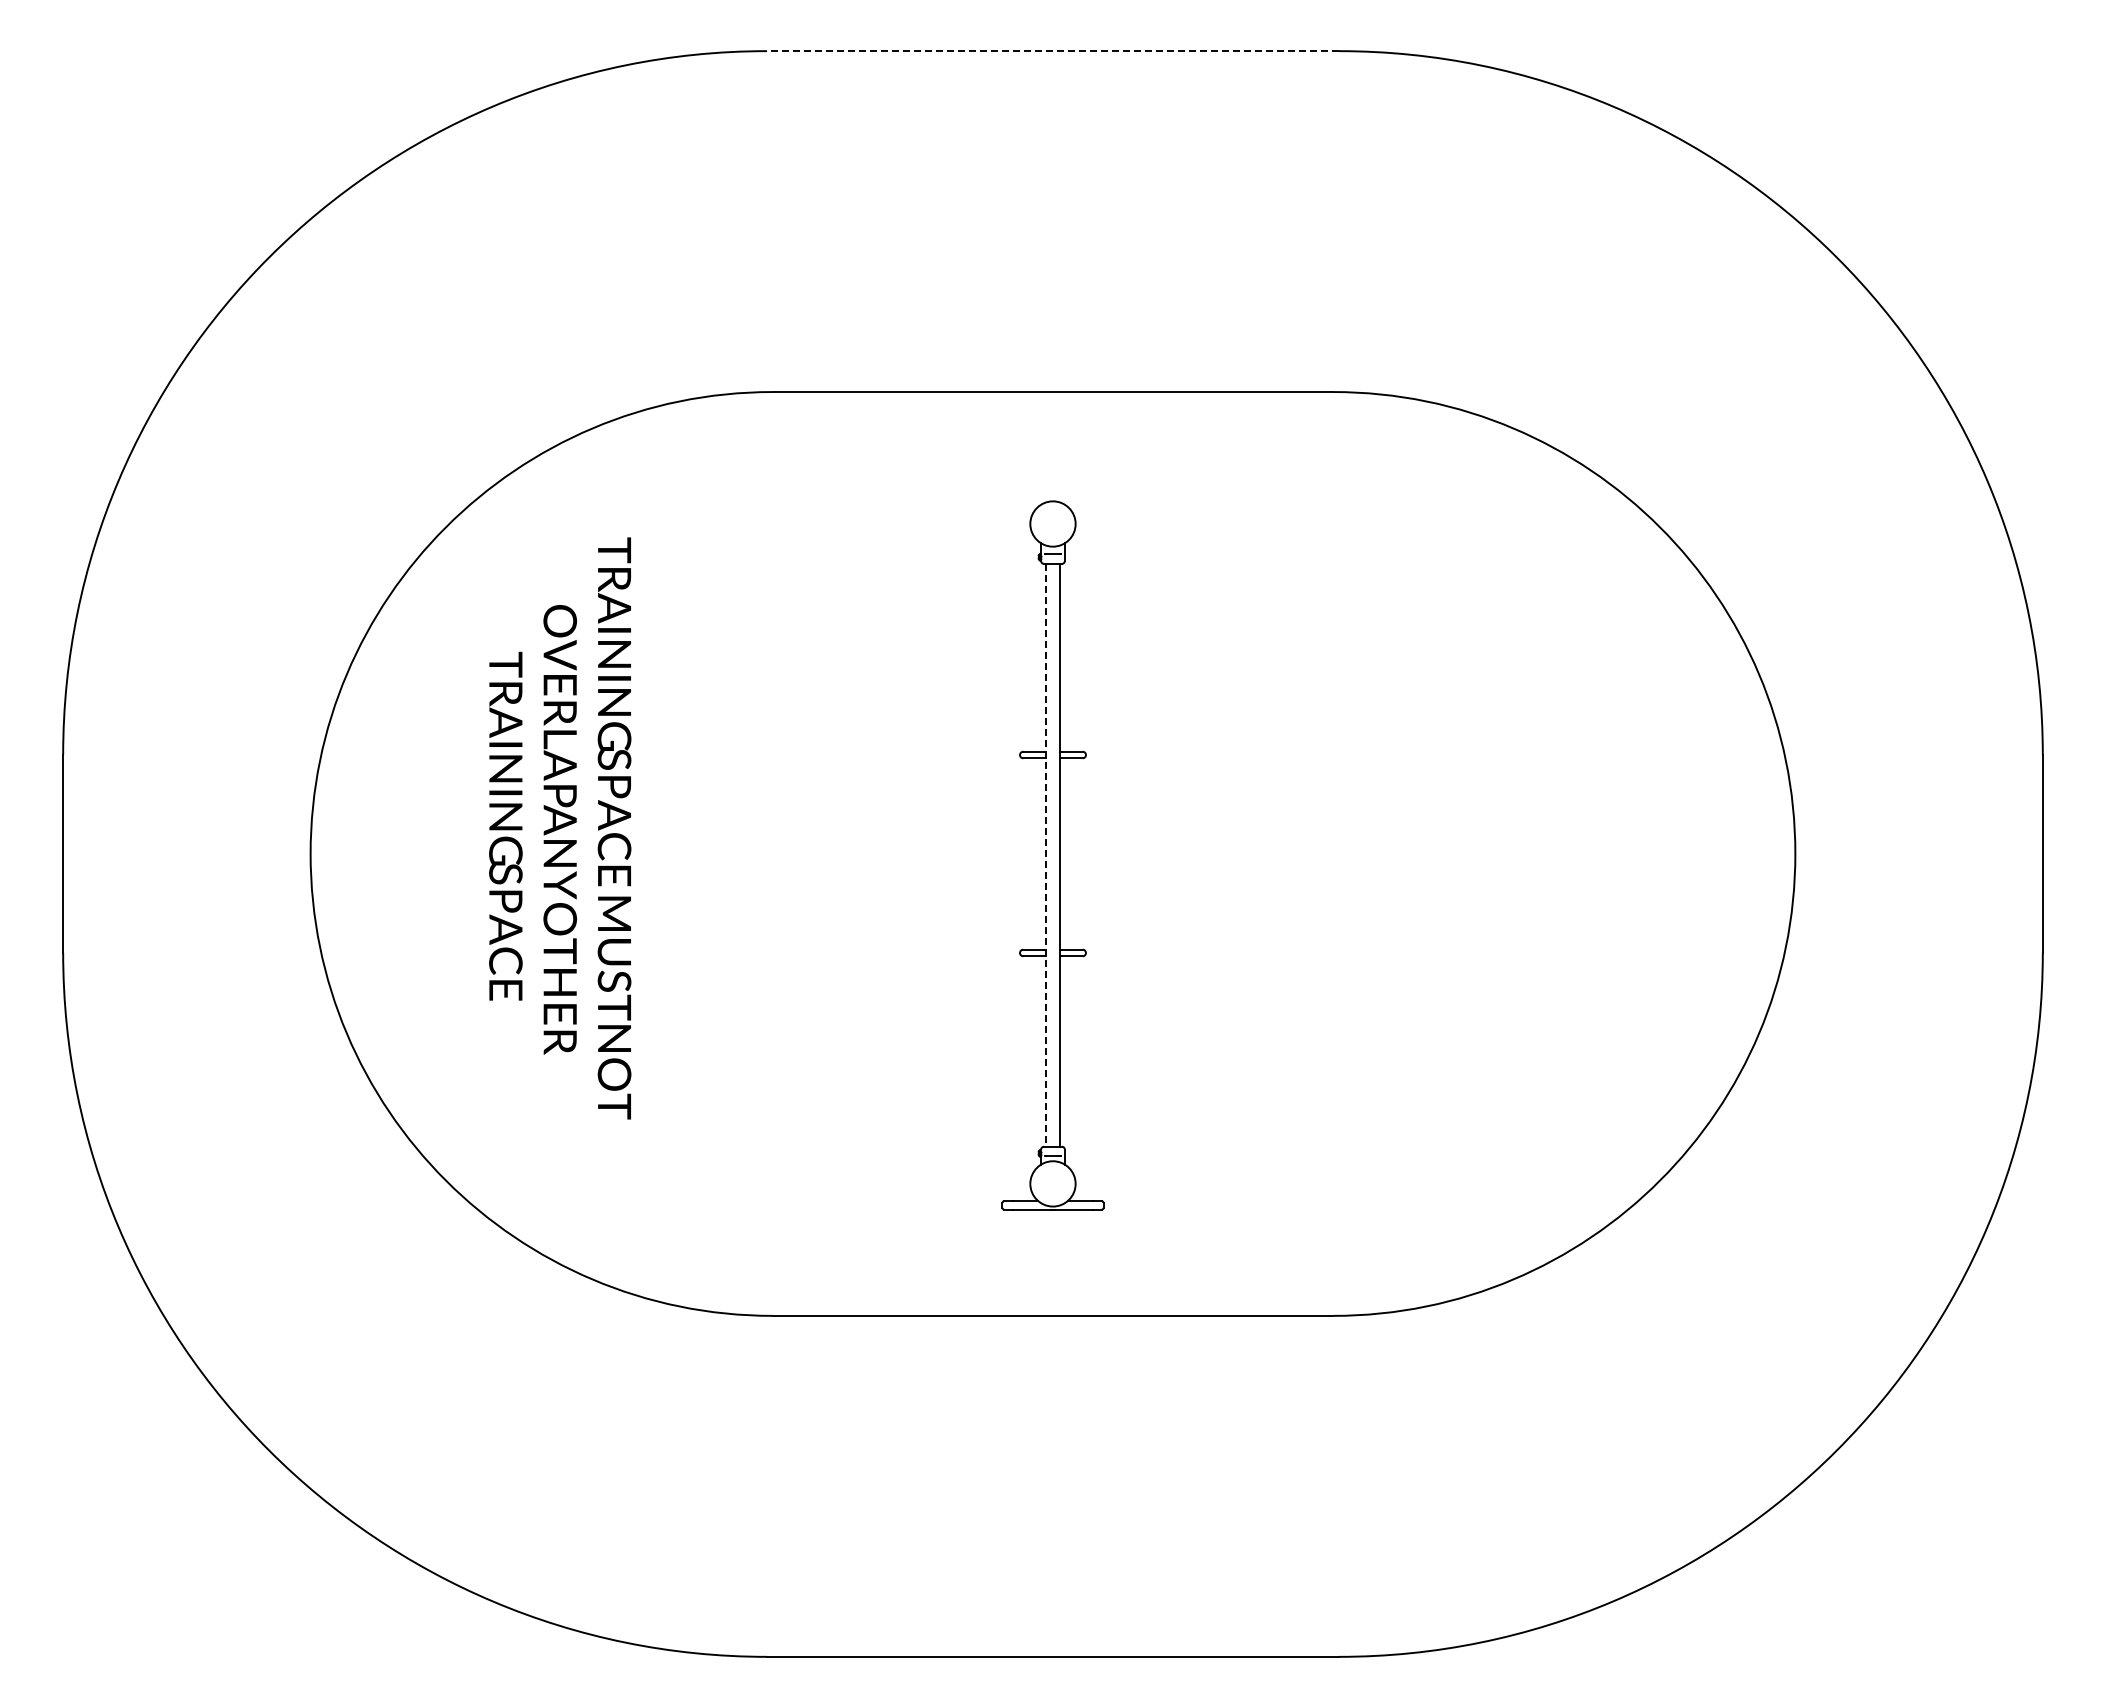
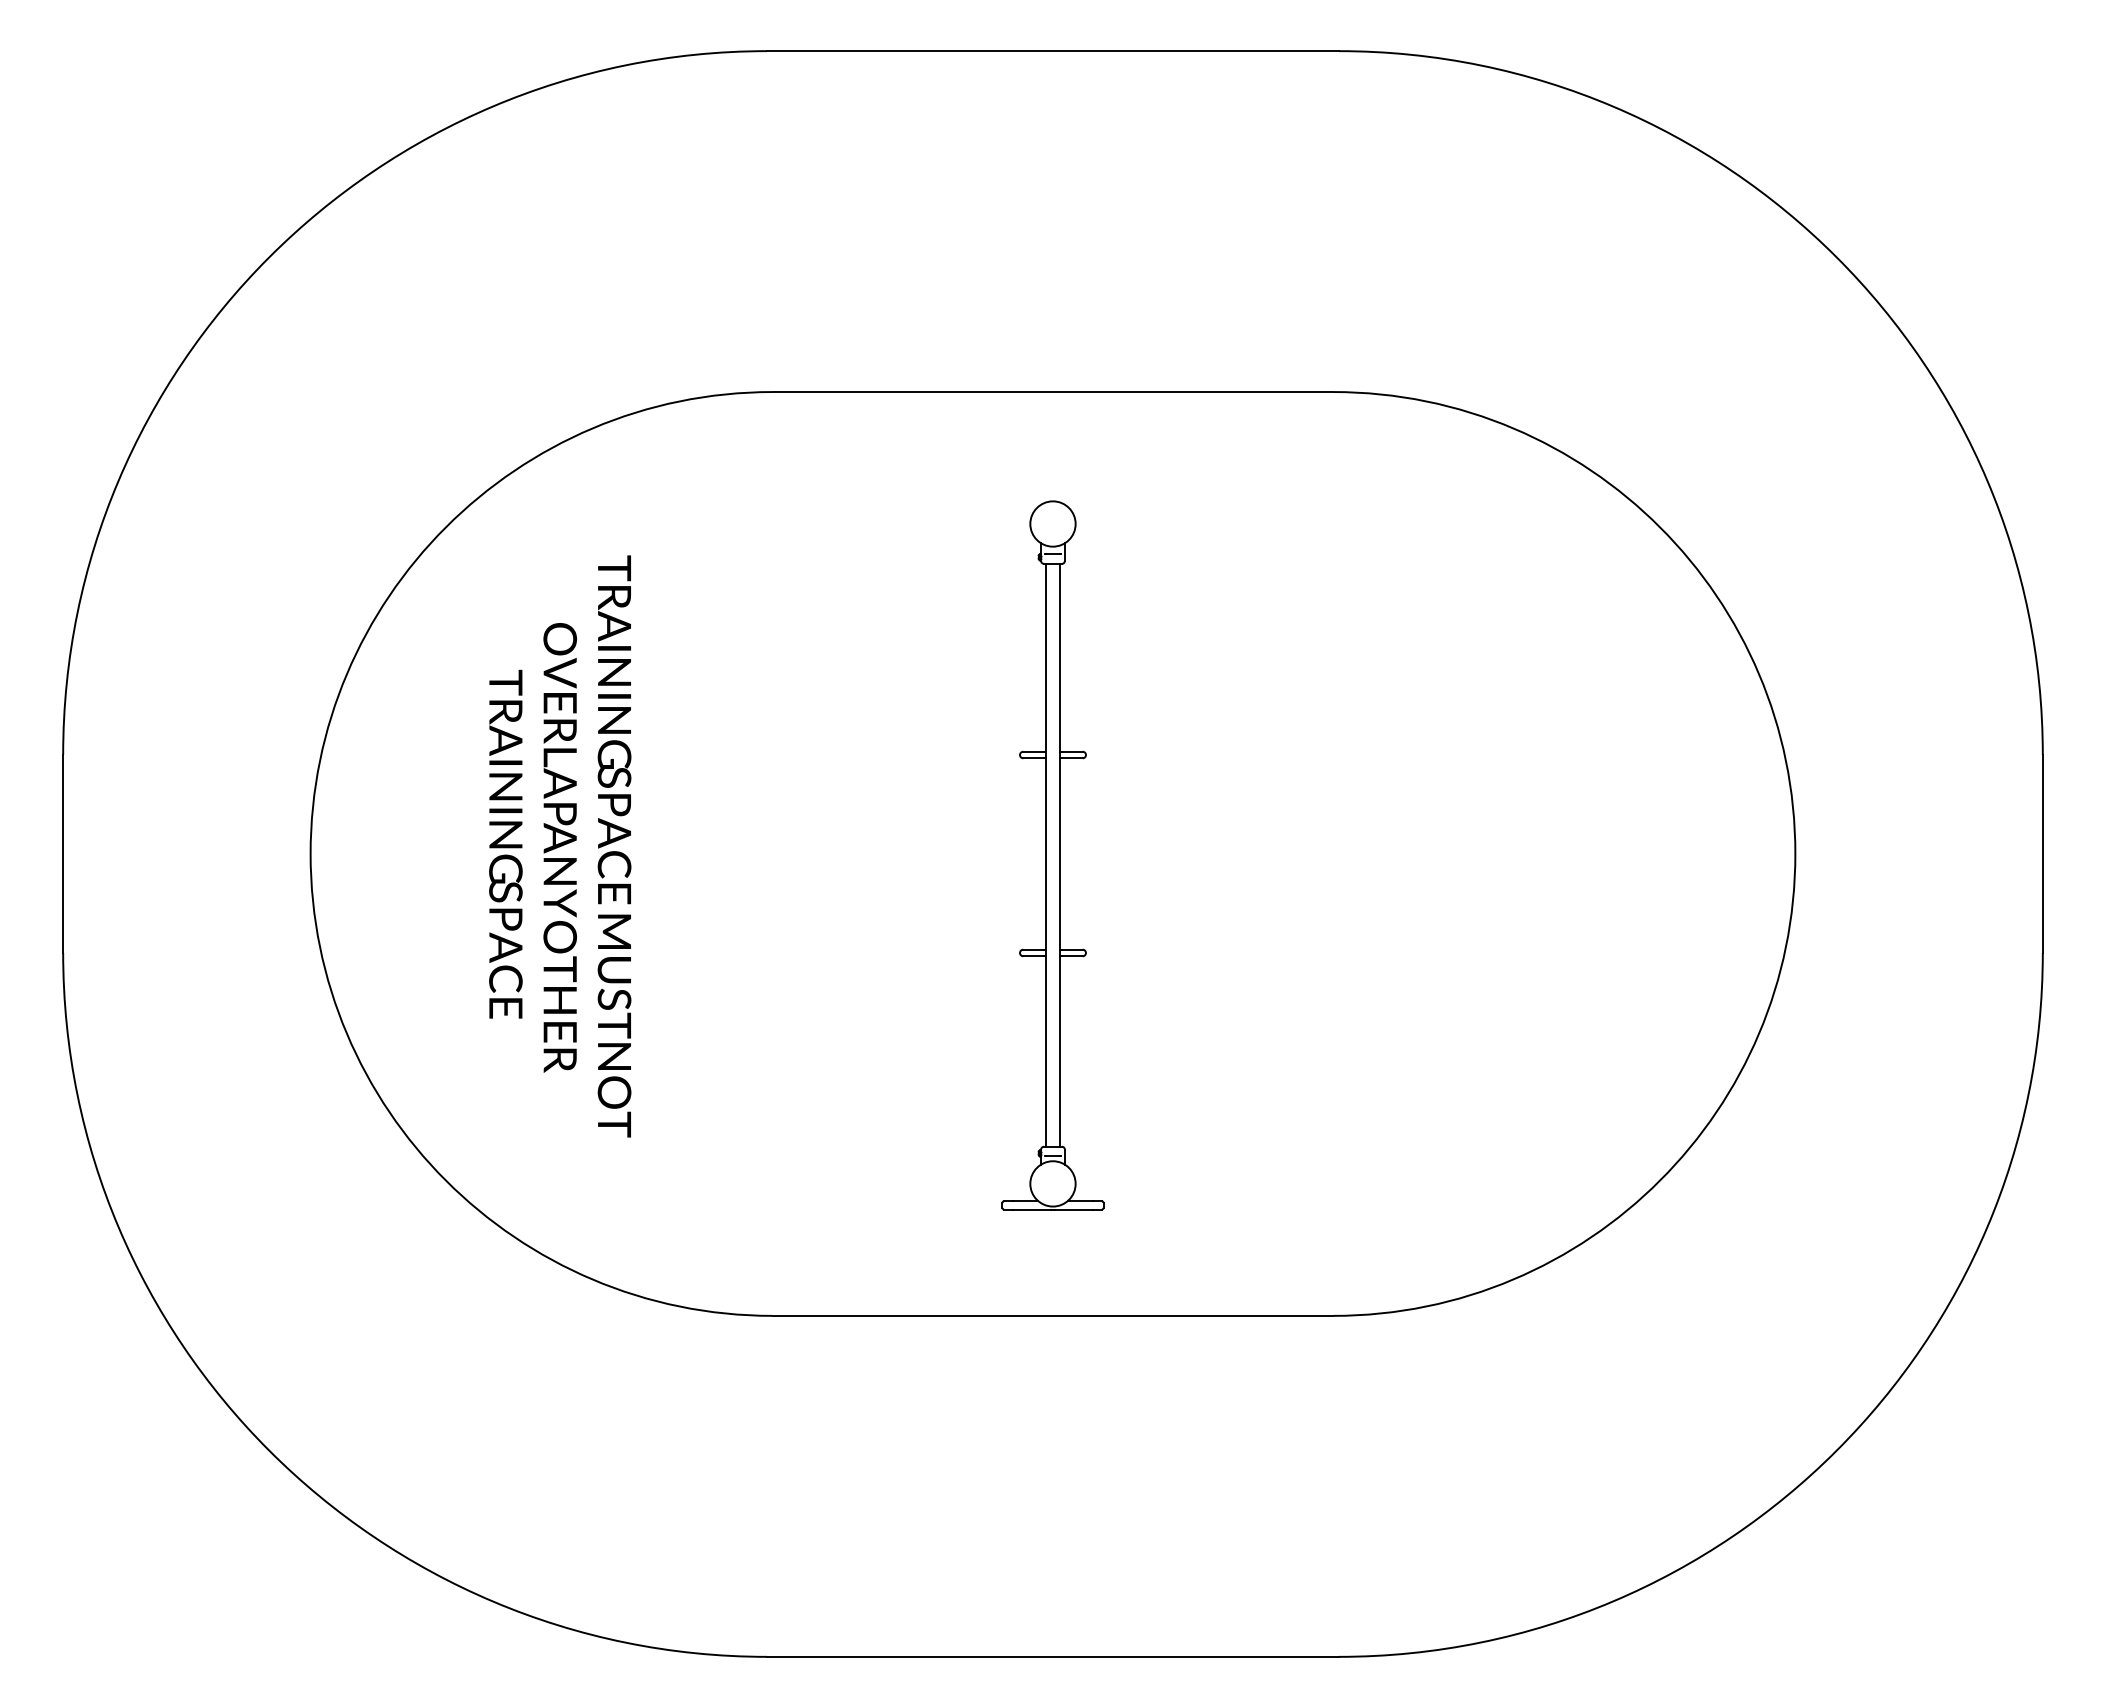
line: dashed -> solid (1053, 51)
text position: (560, 828) -> (560, 846) (560, 846)
line: dashed -> solid (1045, 855)
